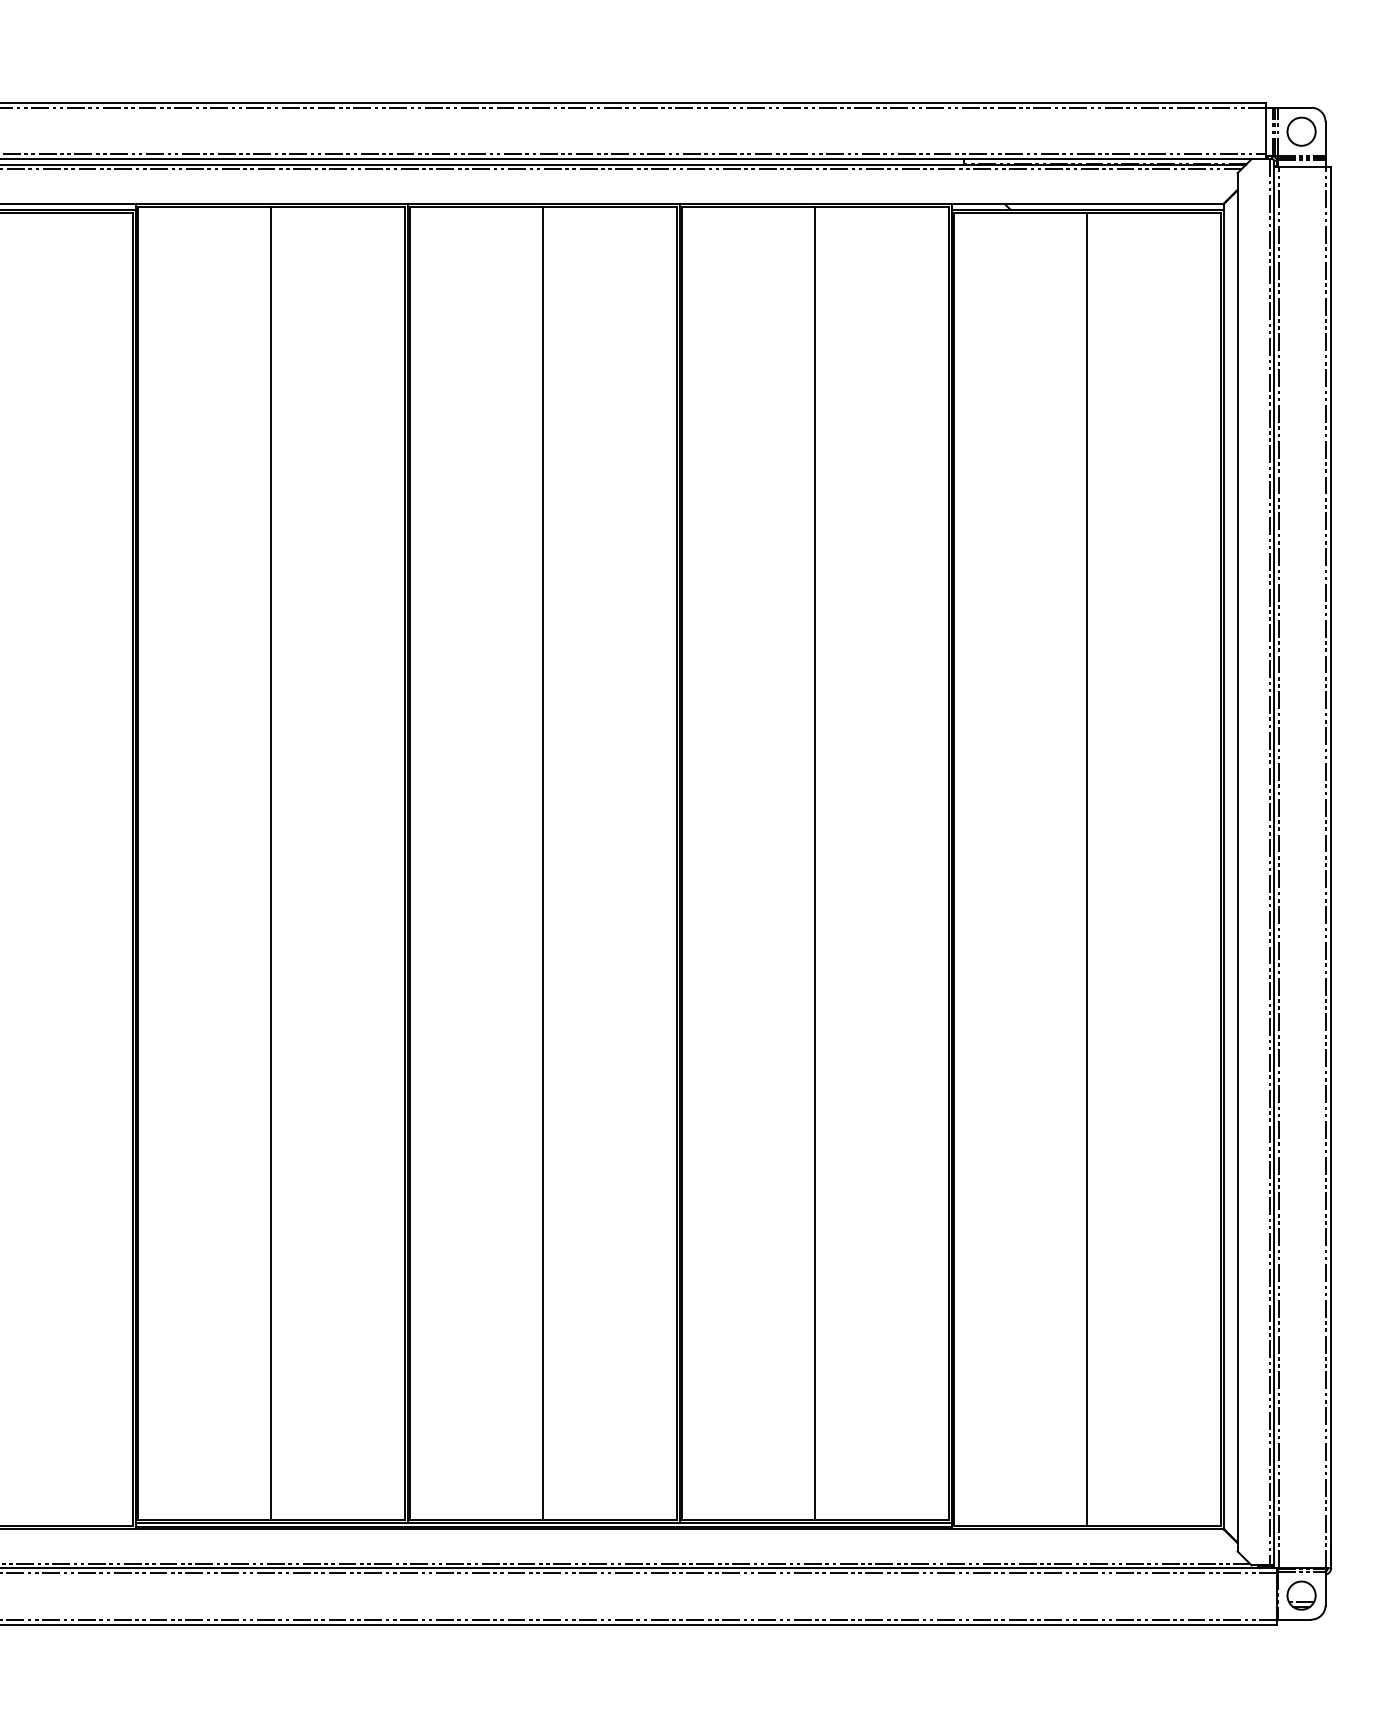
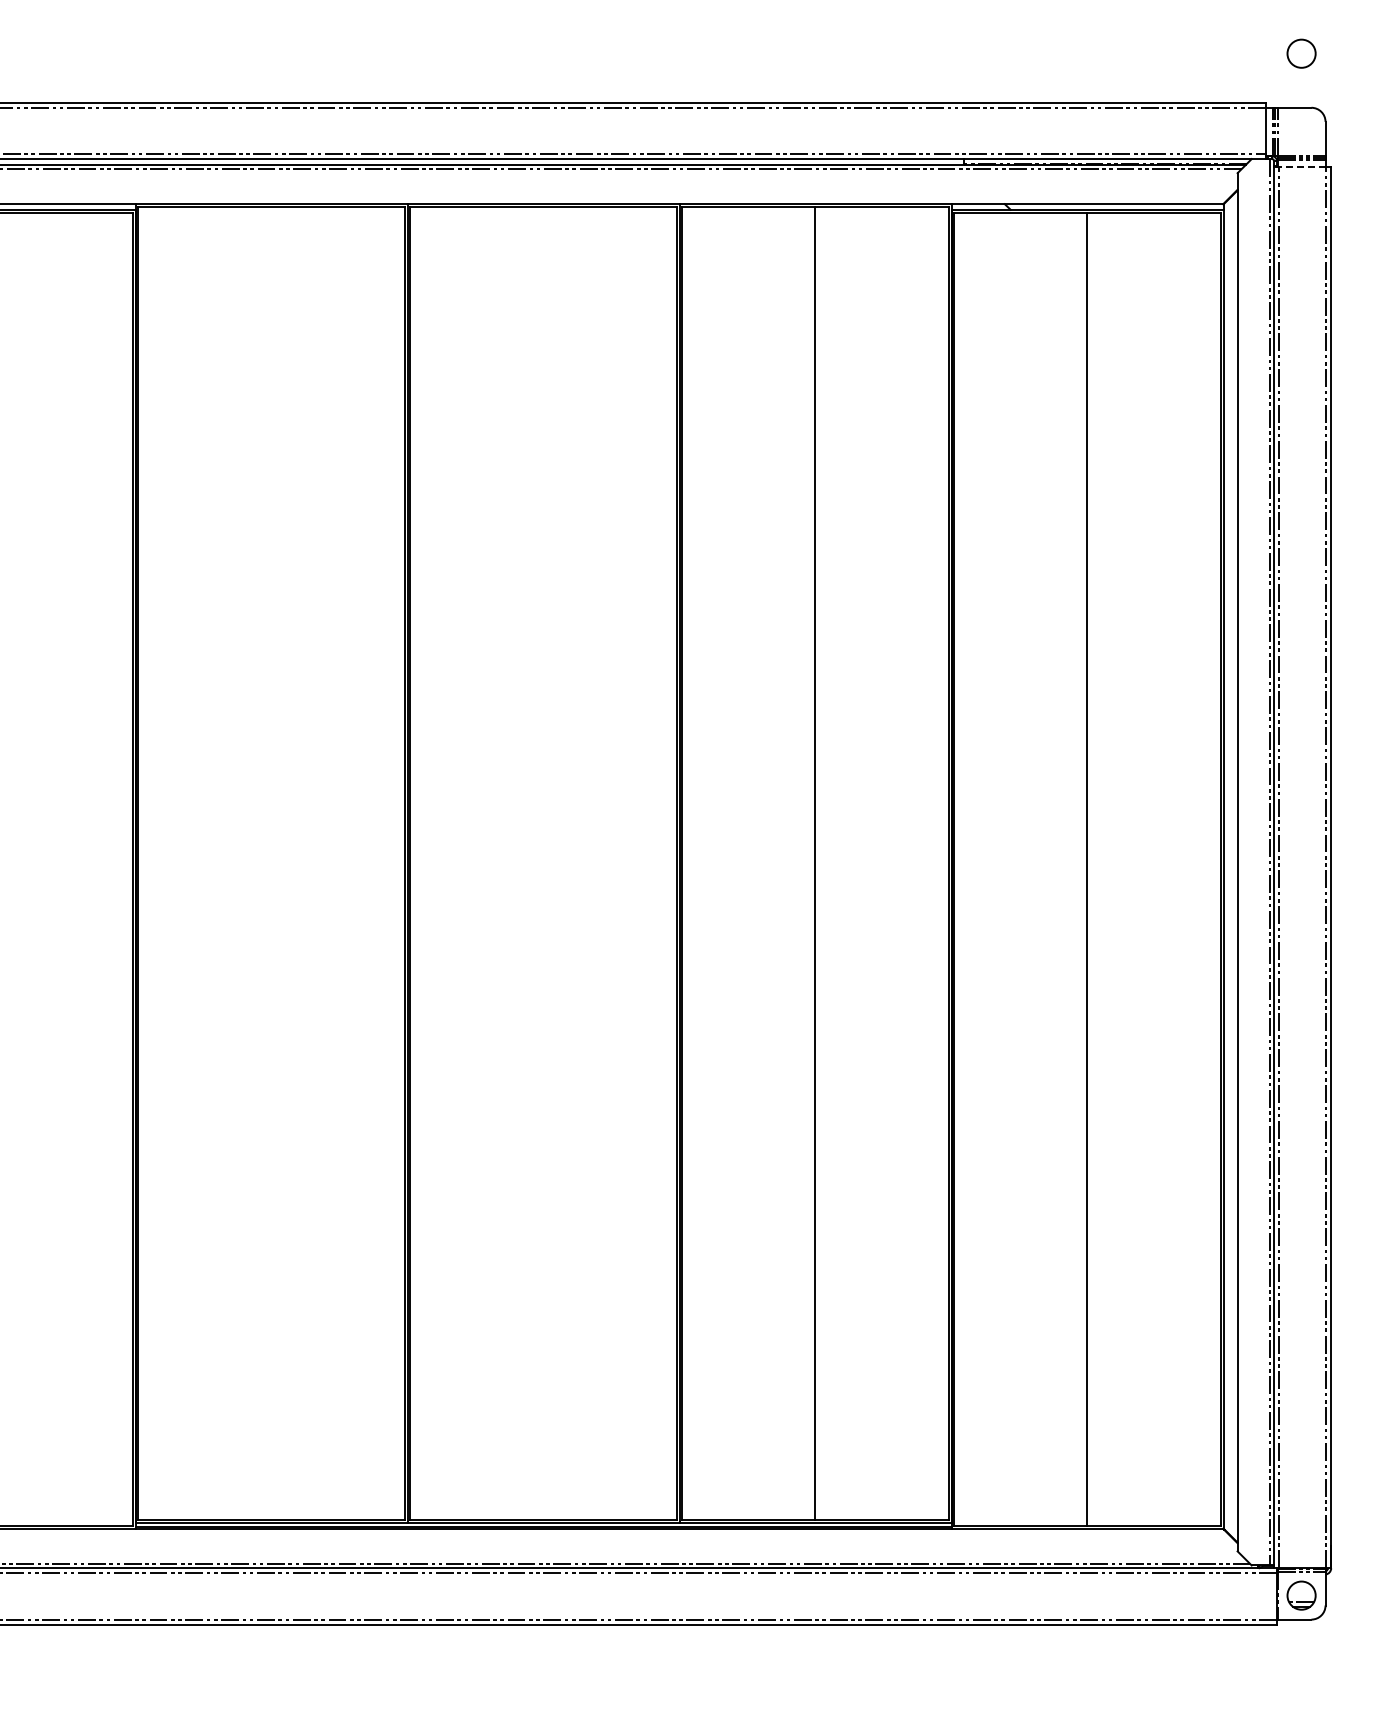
circle position: (1301, 131) -> (1301, 53) (1301, 53)
line: solid -> dashed (1301, 166)
line: present -> none (271, 863)
line: present -> none (543, 863)
